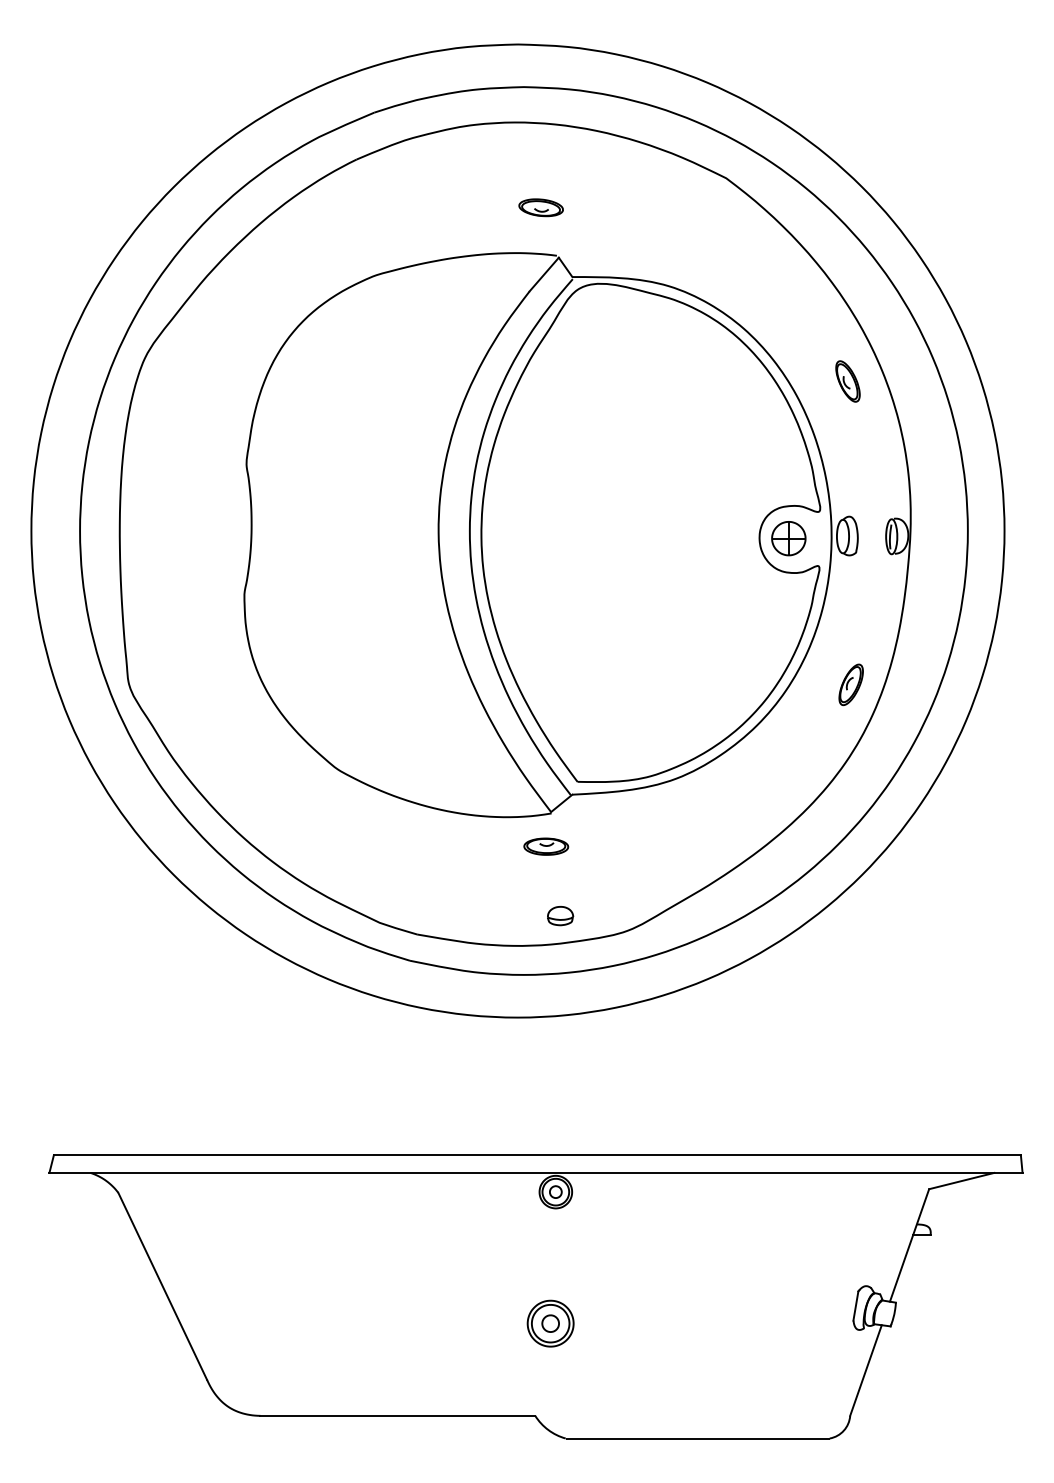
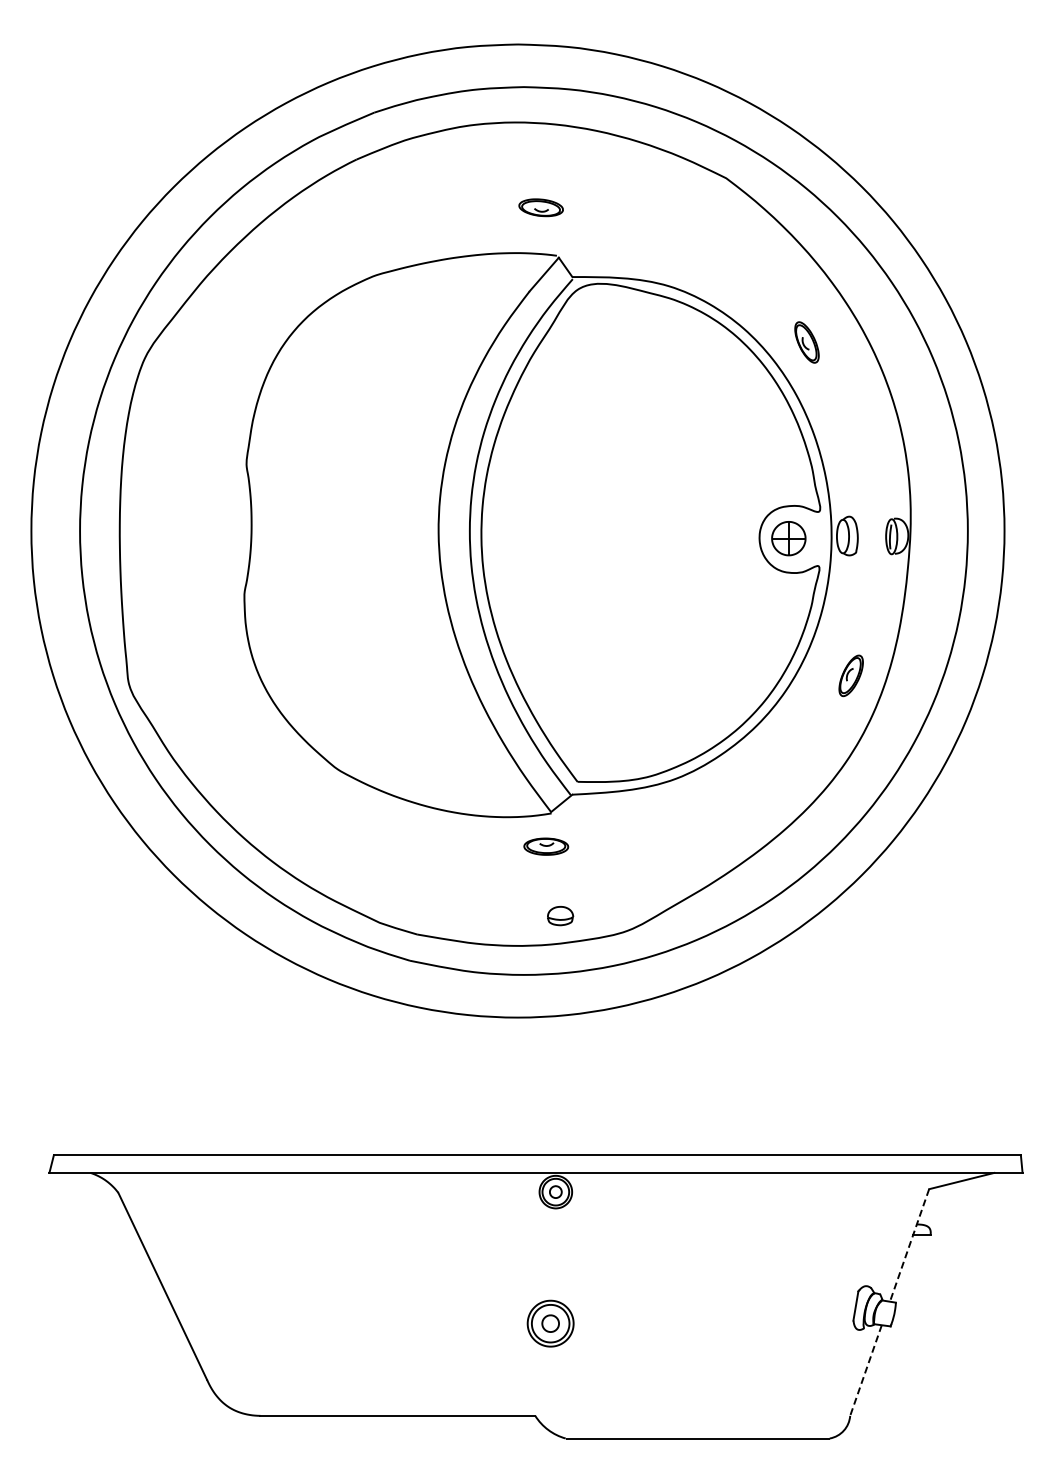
part position: (847, 381) -> (806, 342) (806, 342)
part position: (850, 684) -> (850, 675) (850, 675)
line: solid -> dashed (909, 1245)
line: solid -> dashed (866, 1370)
